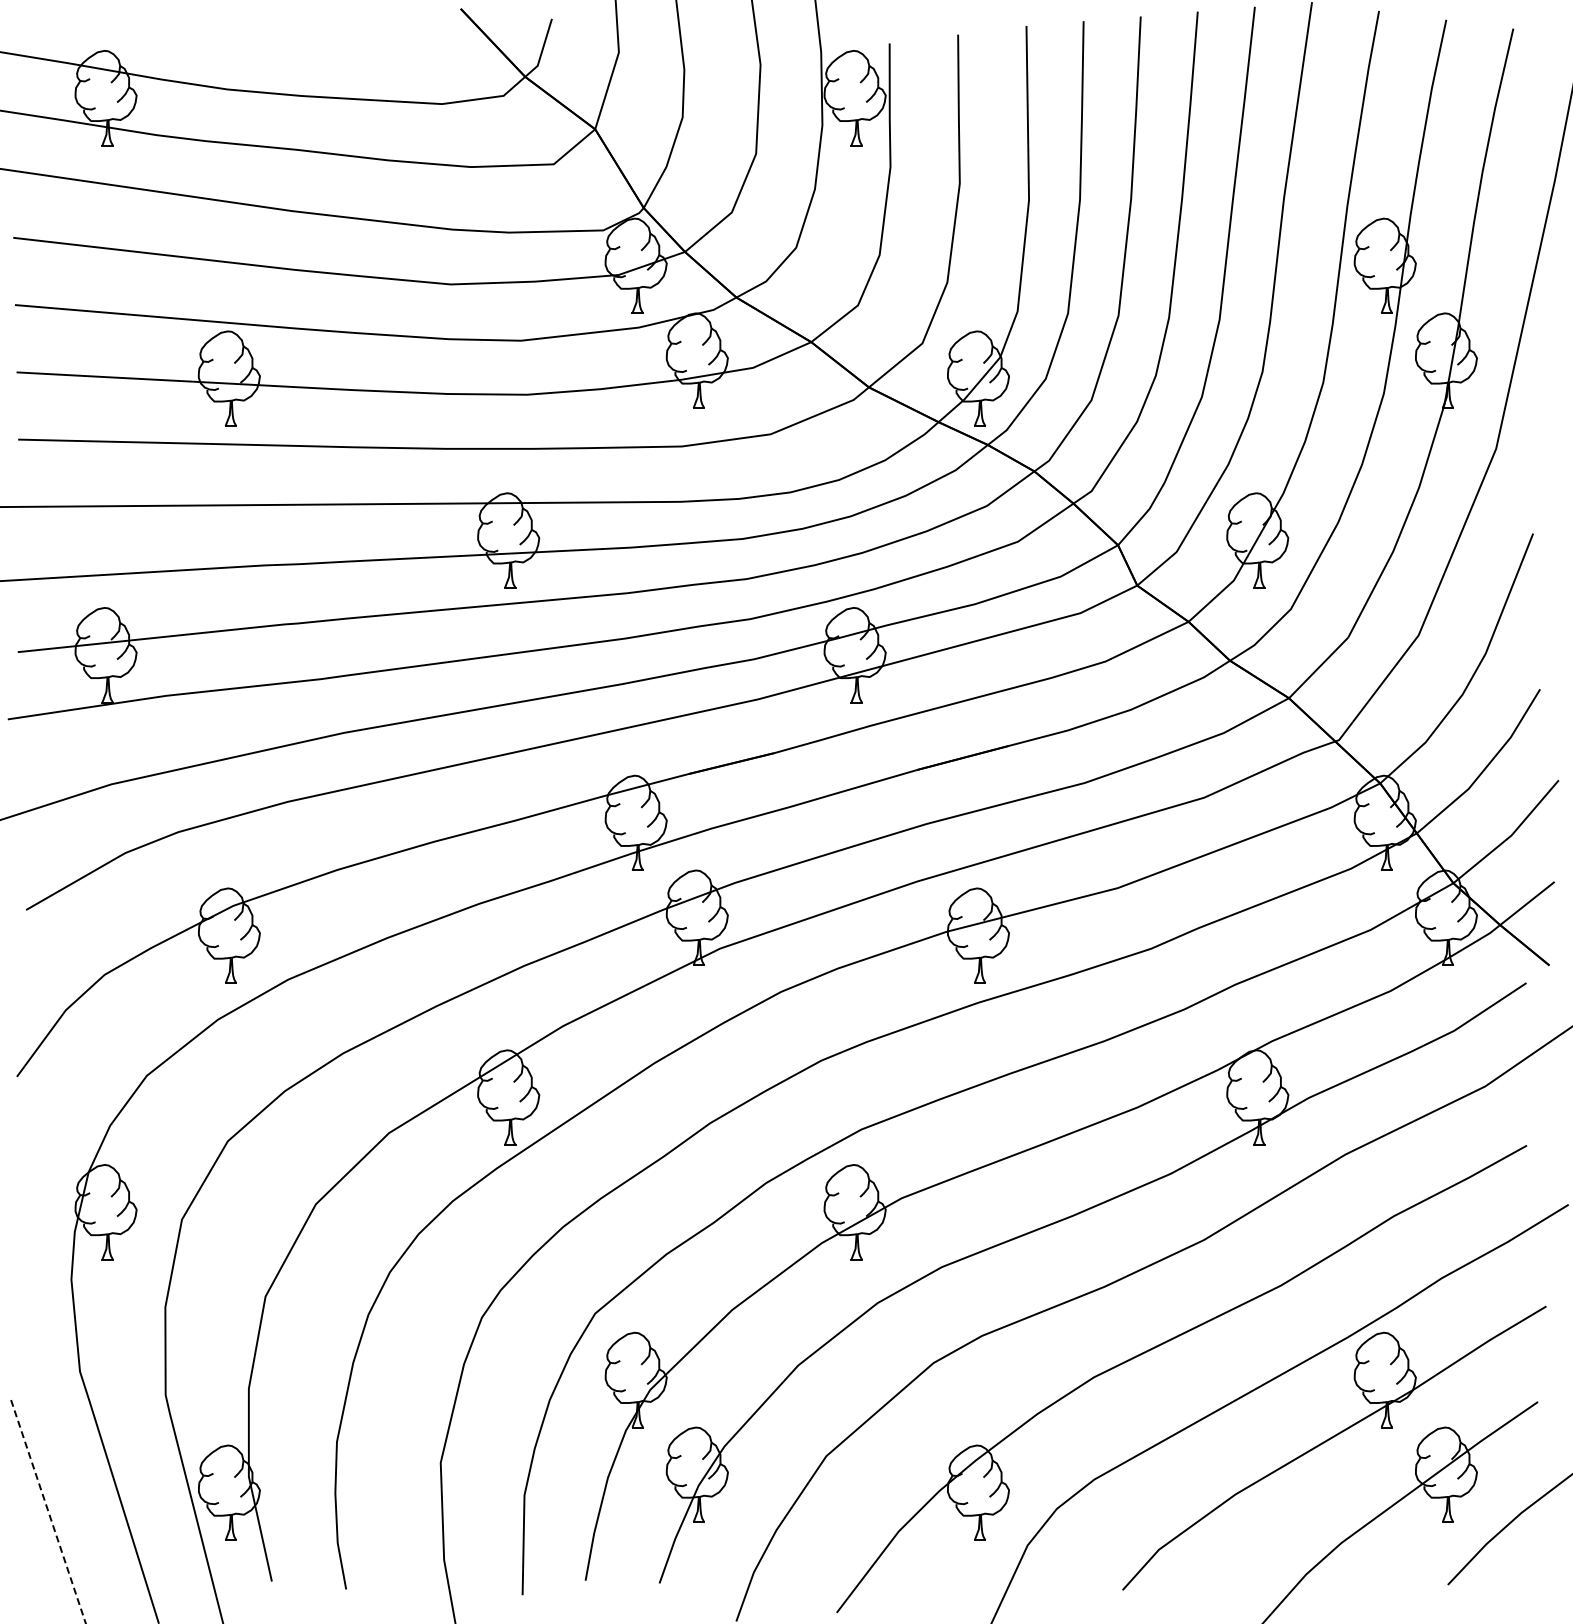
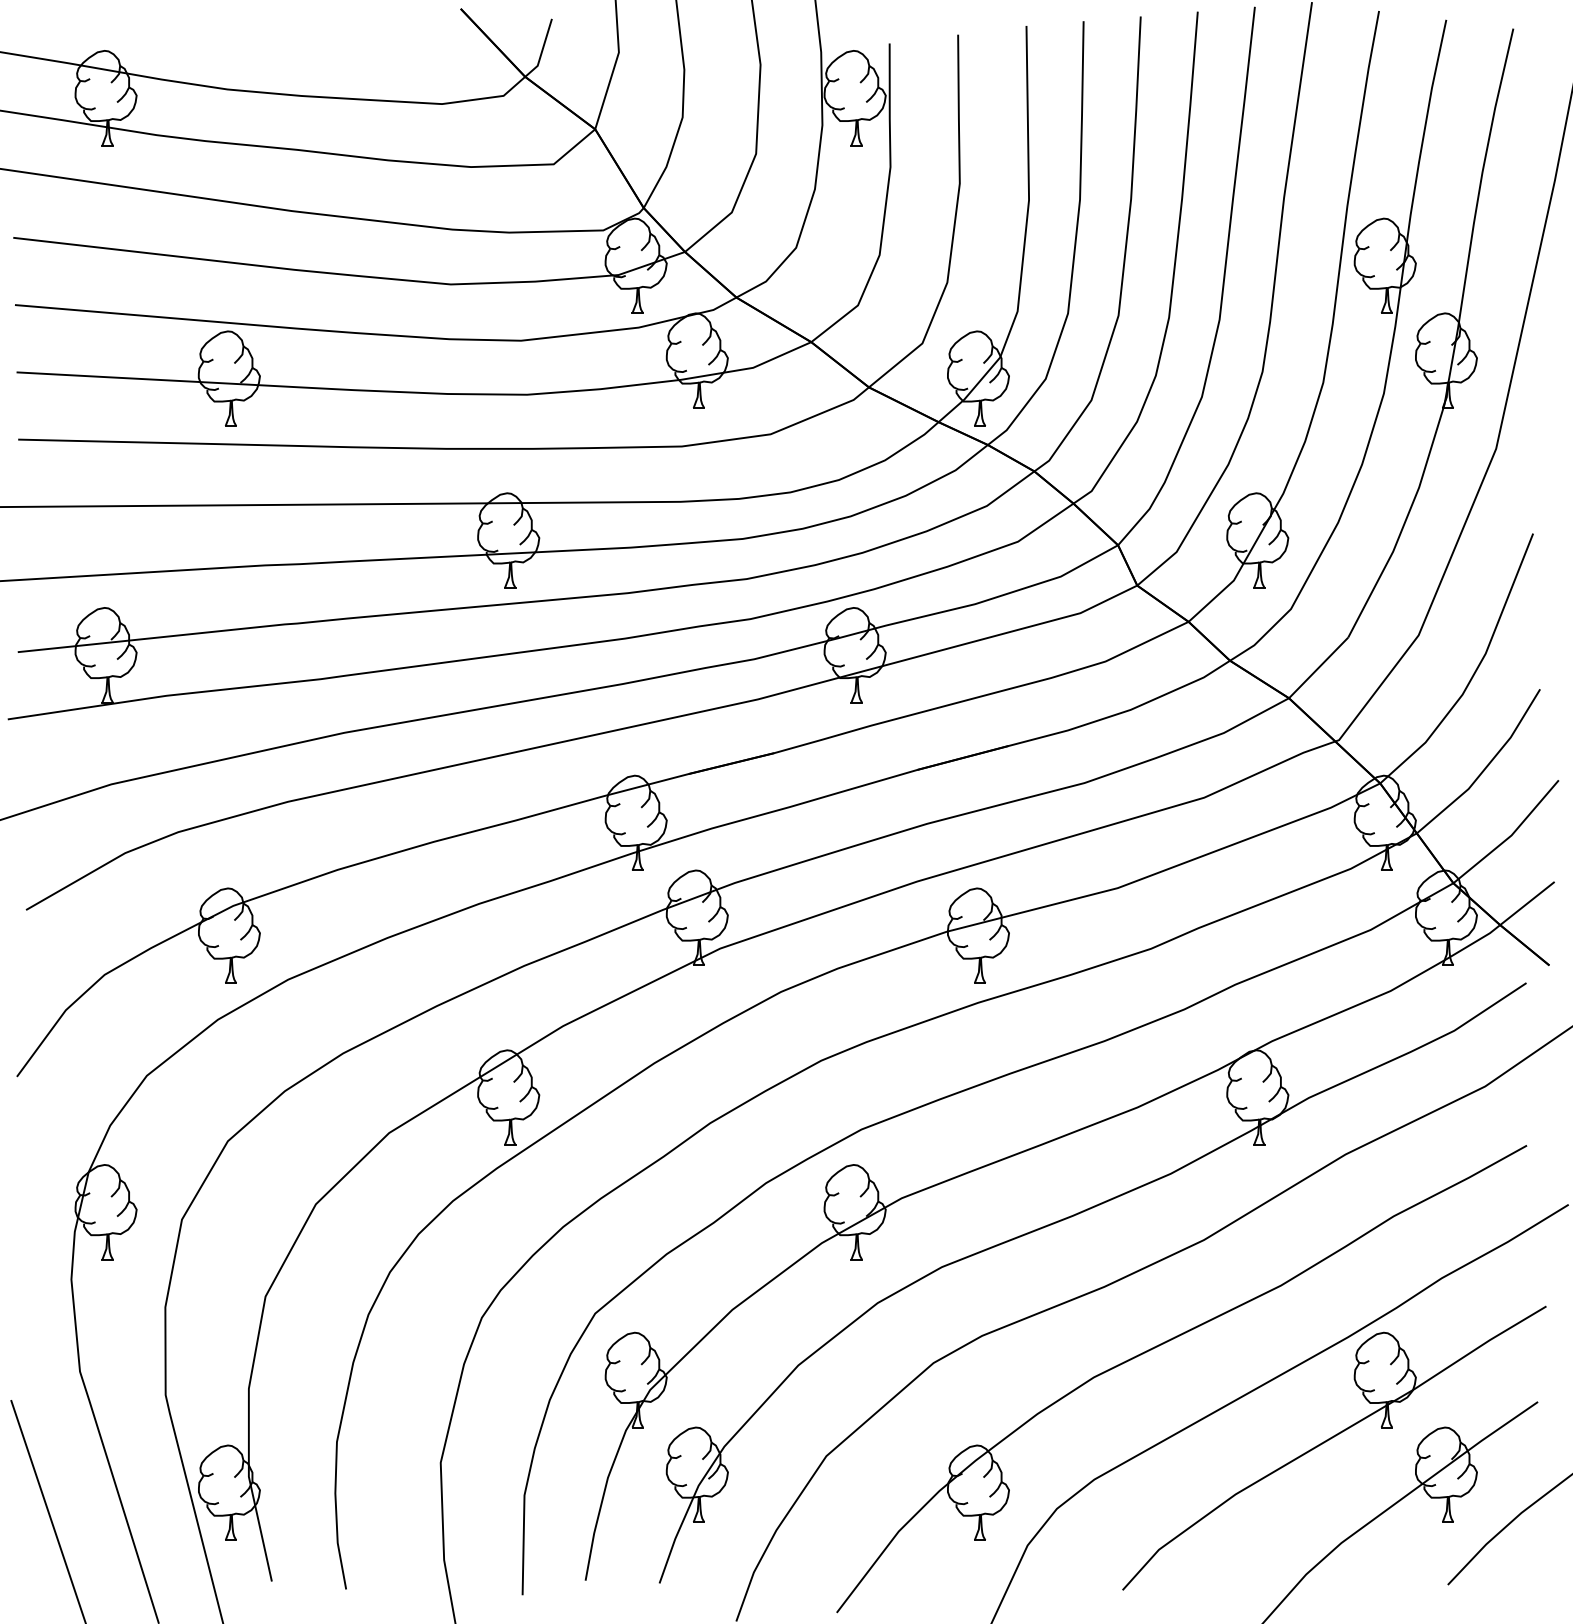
line: dashed -> solid (48, 1512)
